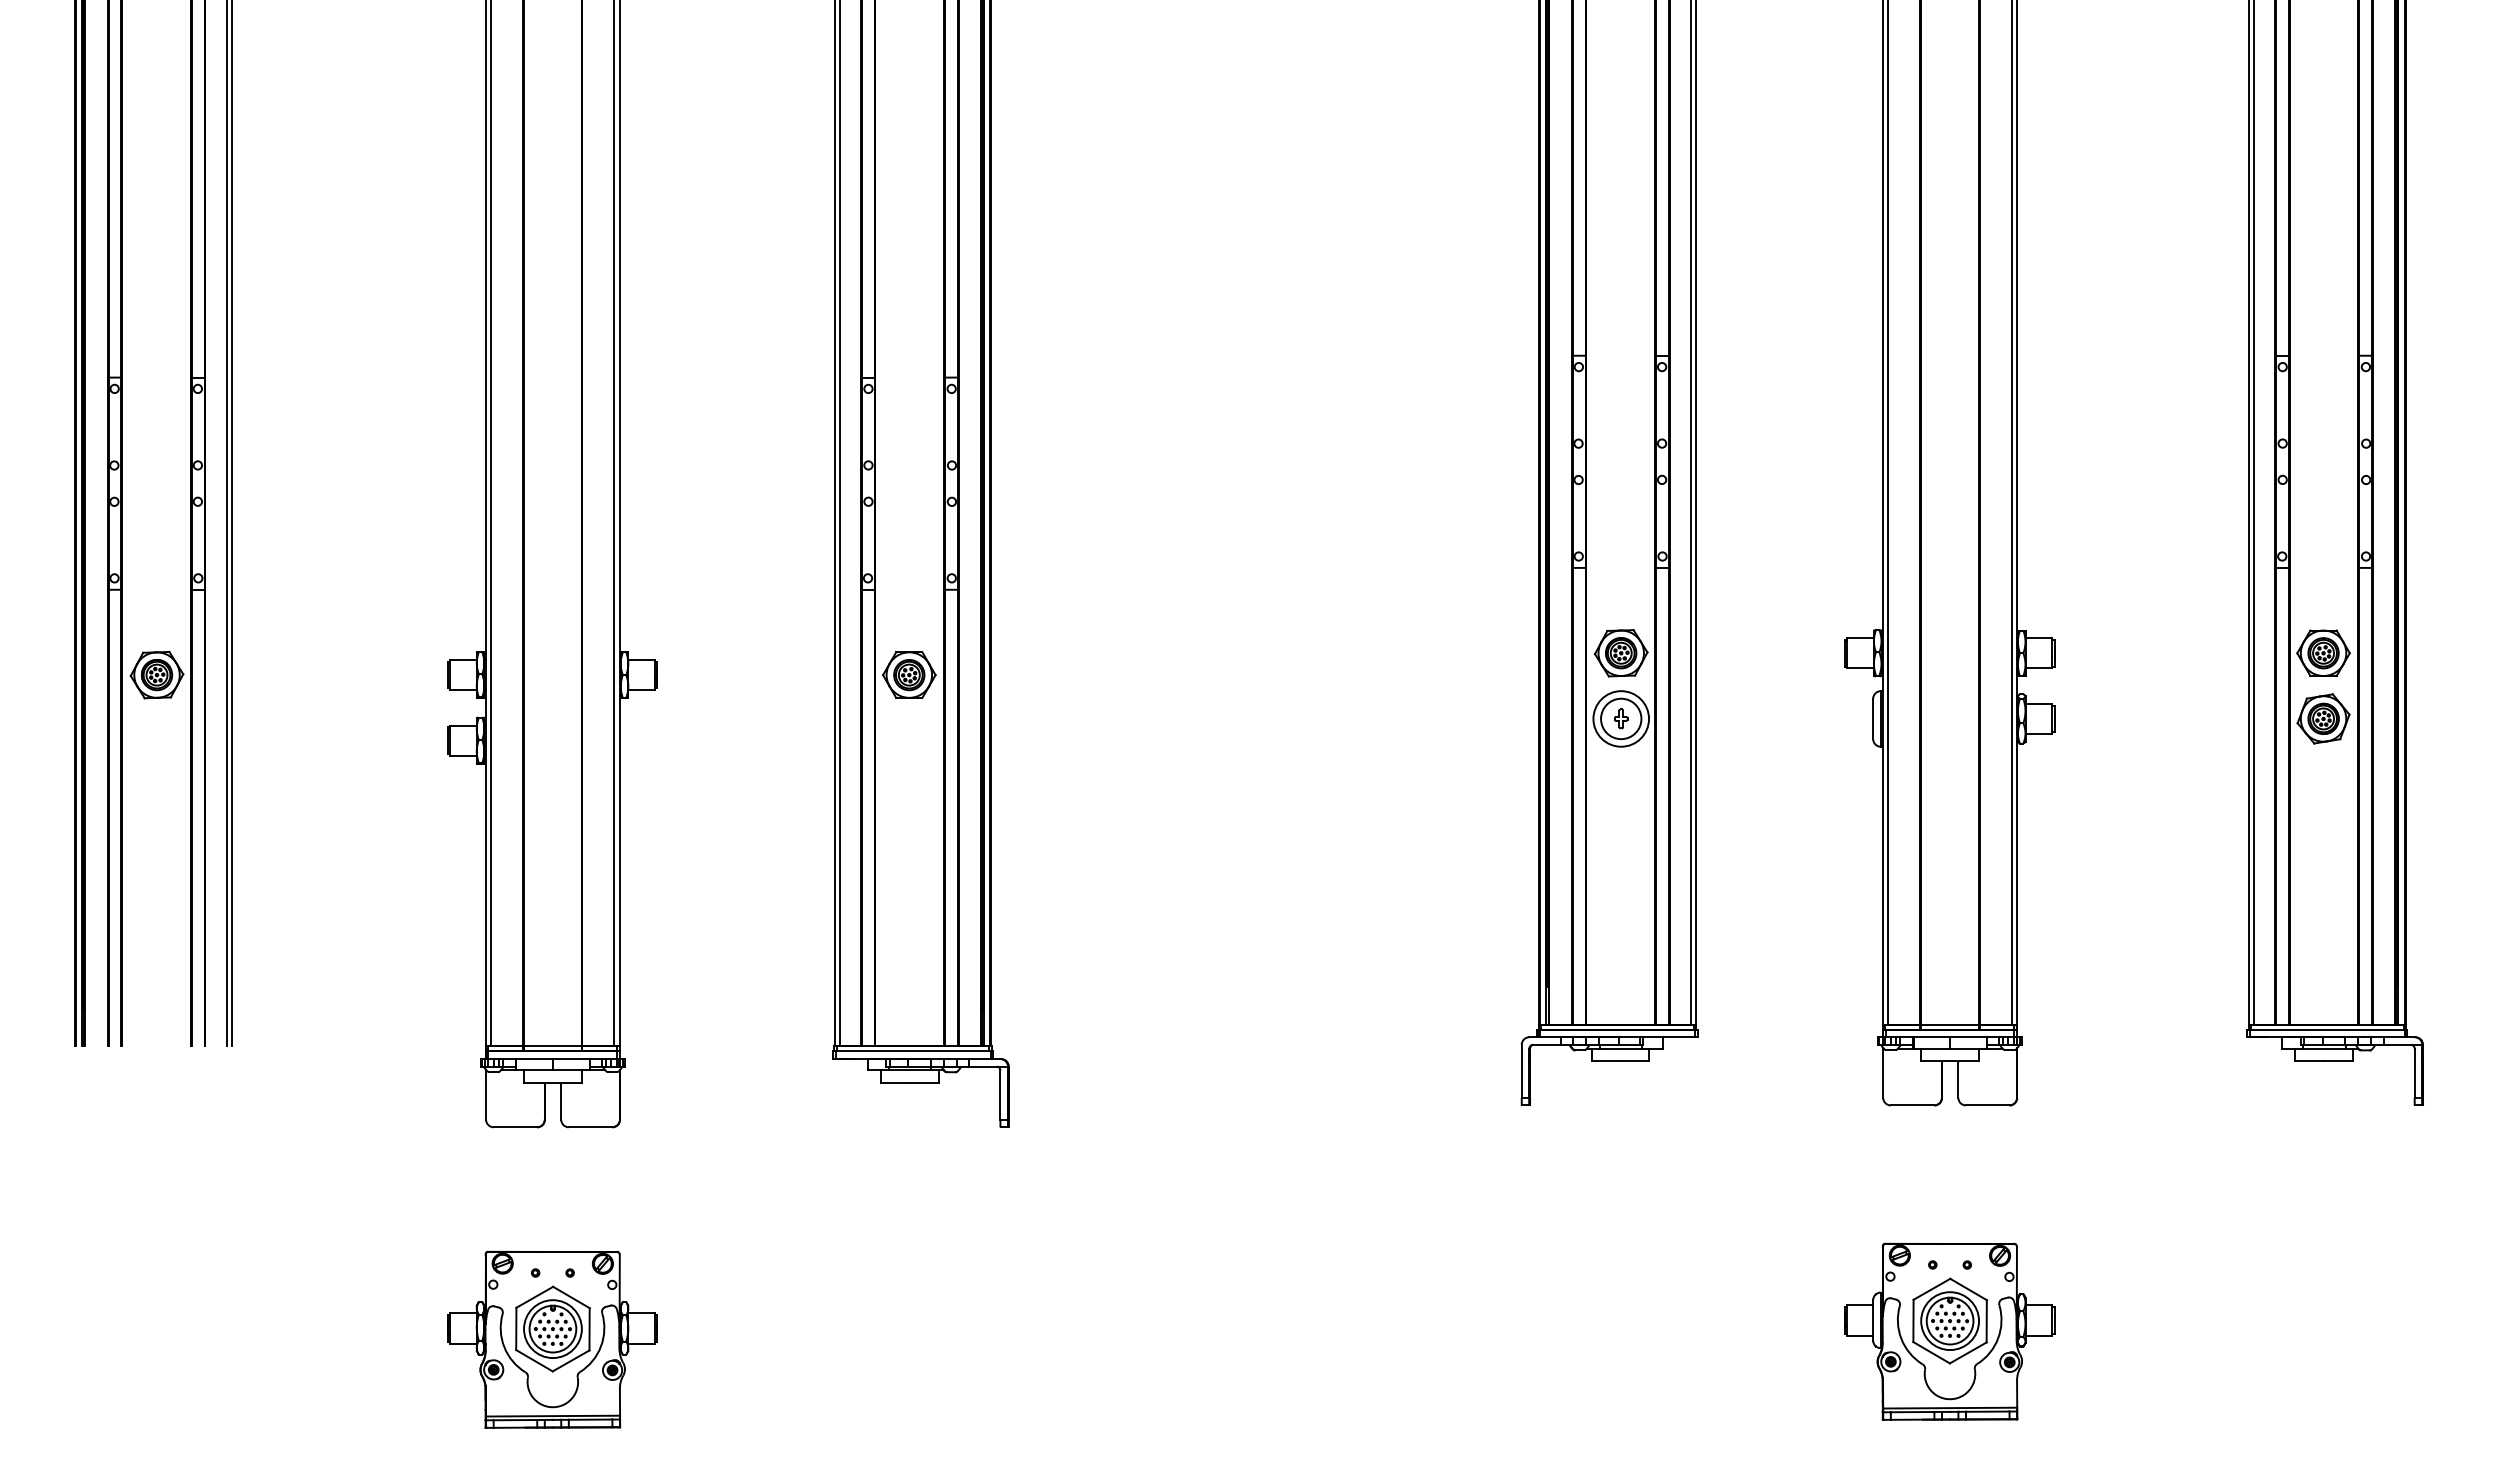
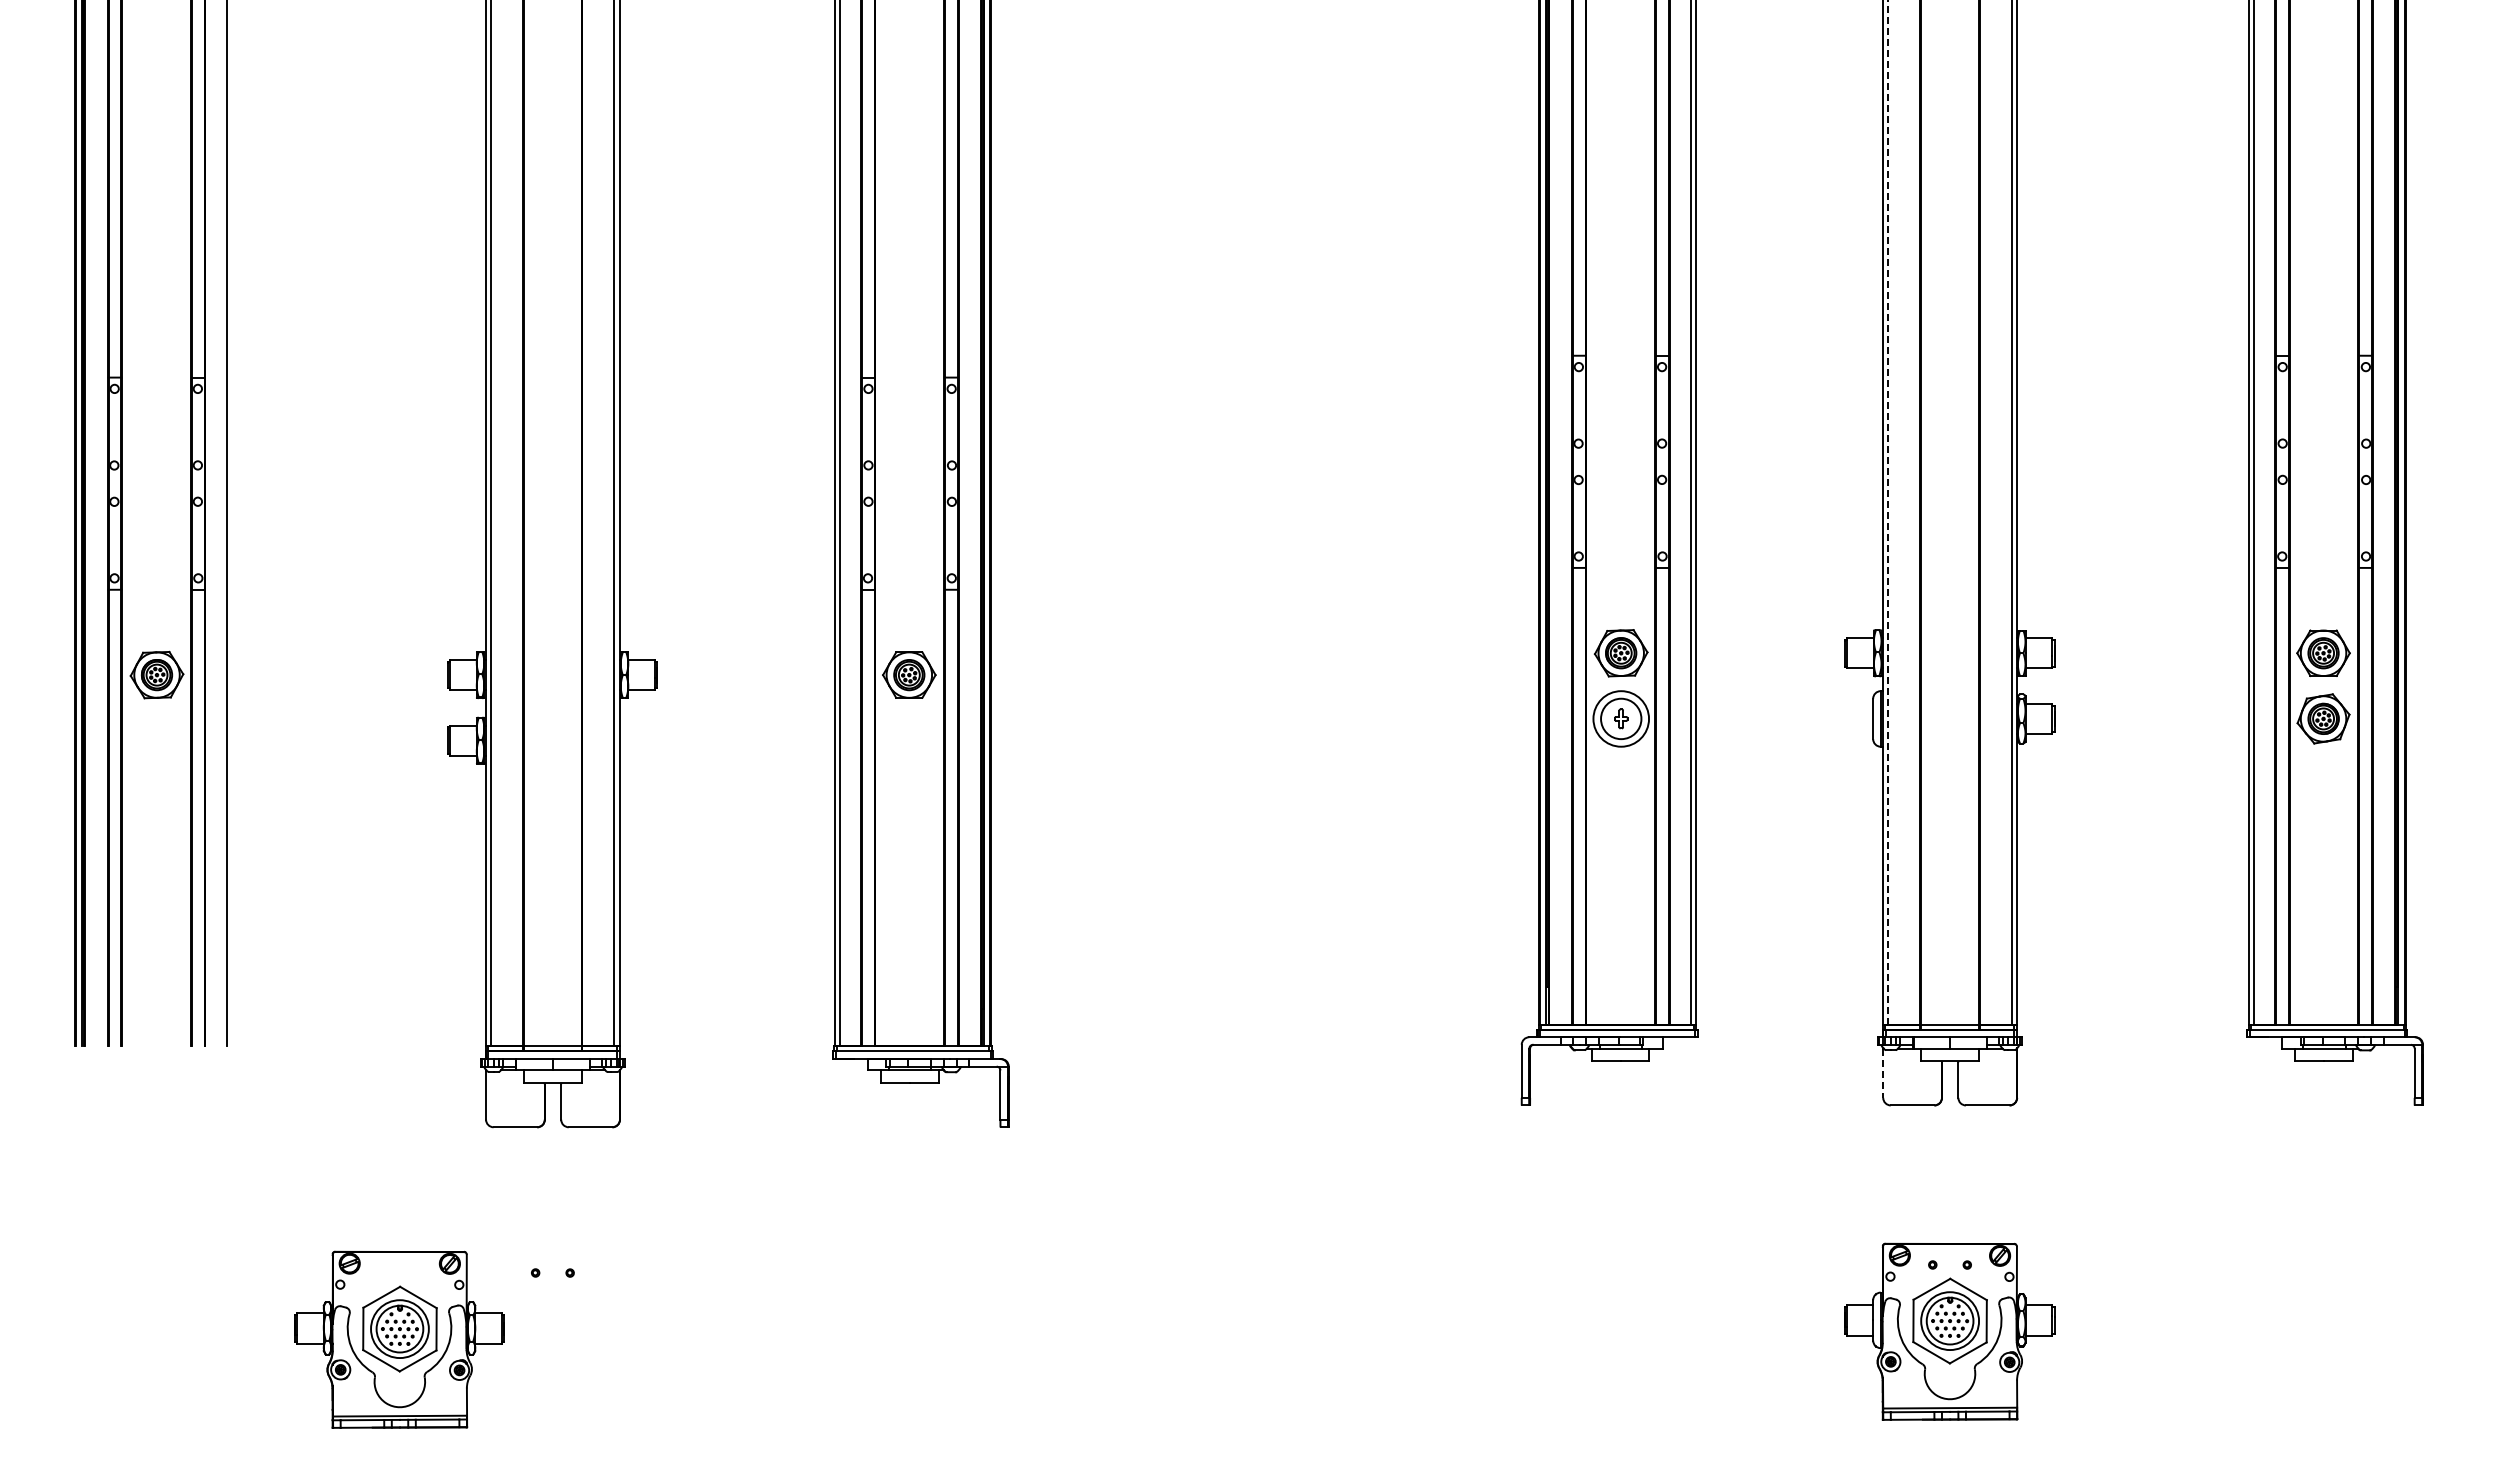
line: solid -> dashed (1887, 512)
line: present -> none (231, 524)
line: solid -> dashed (1883, 1073)
part position: (552, 1339) -> (399, 1339) (399, 1339)
